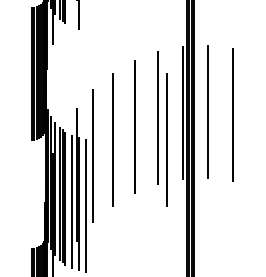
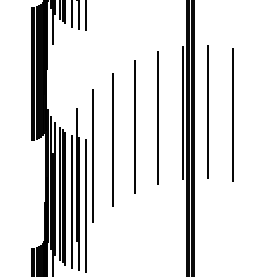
line: none -> present (71, 14)
line: none -> present (85, 16)
line: present -> none (166, 139)
